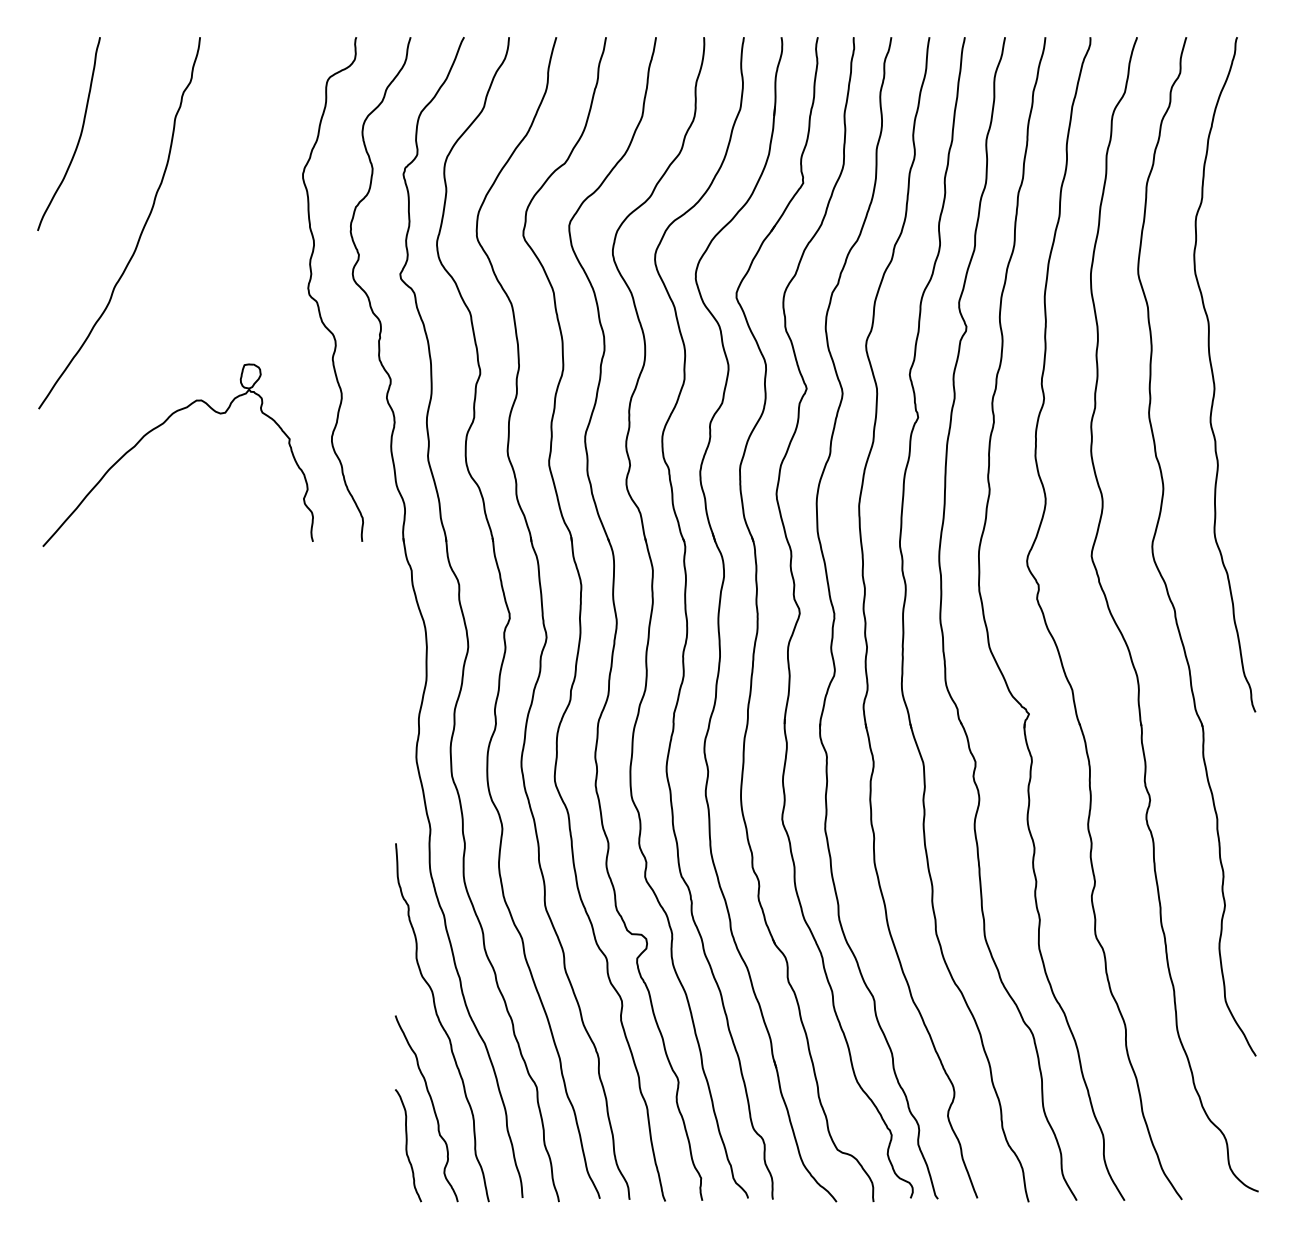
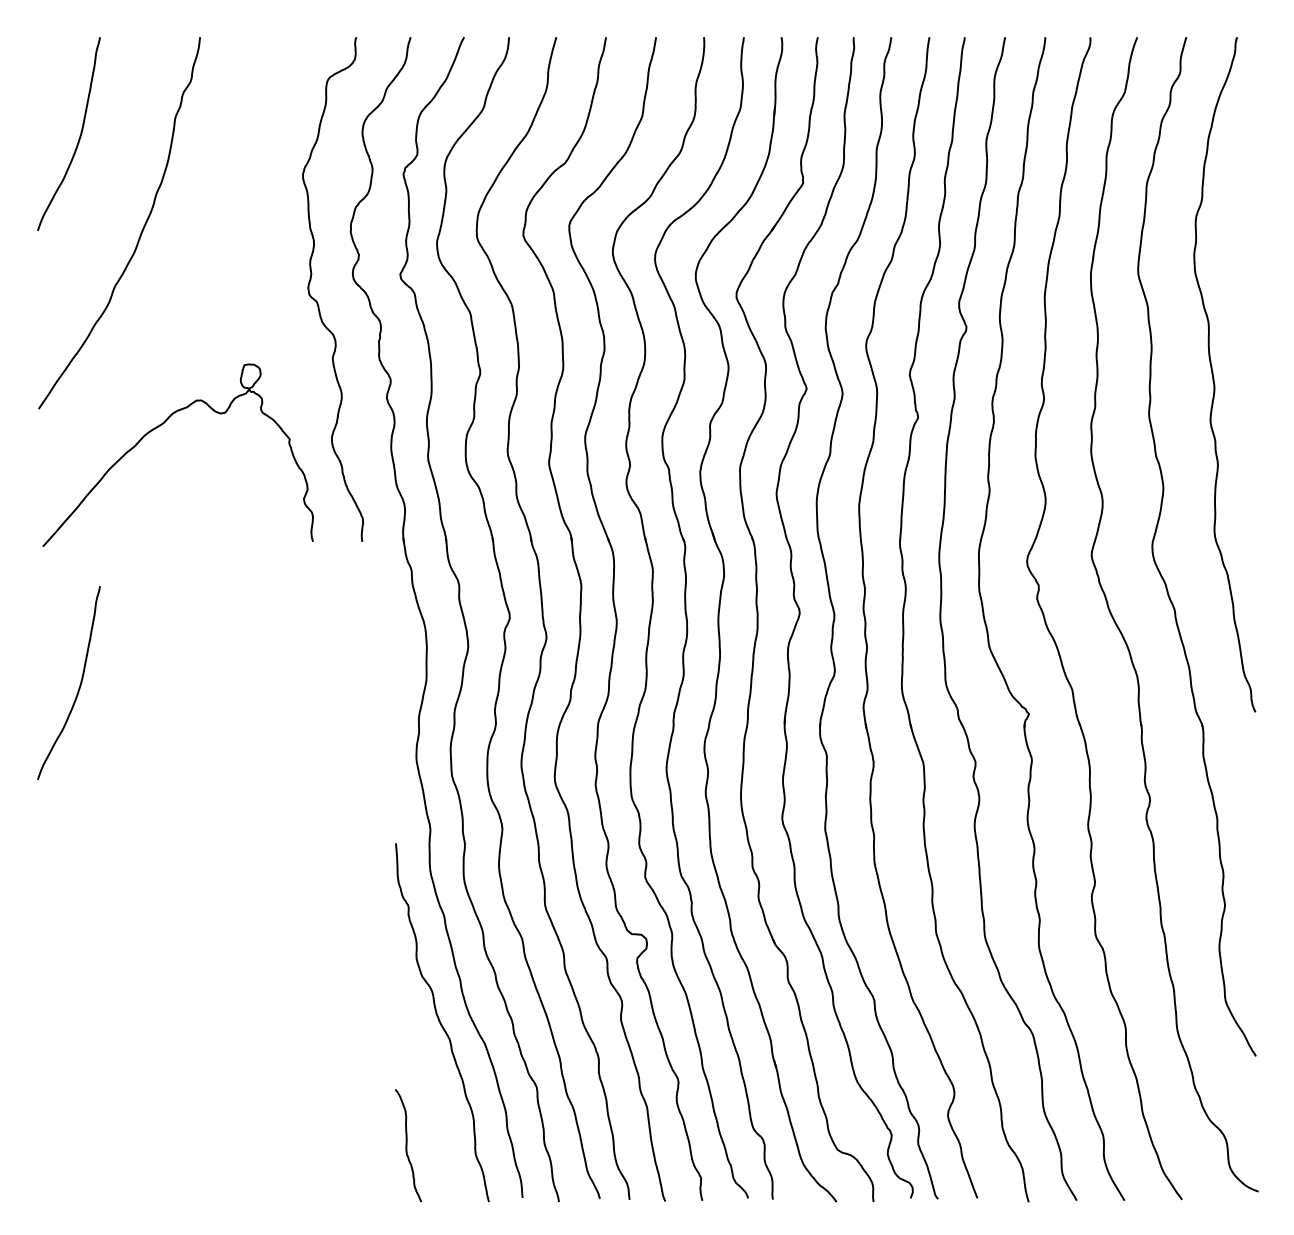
curve: none -> present (79, 684)
curve: present -> none (432, 1107)
